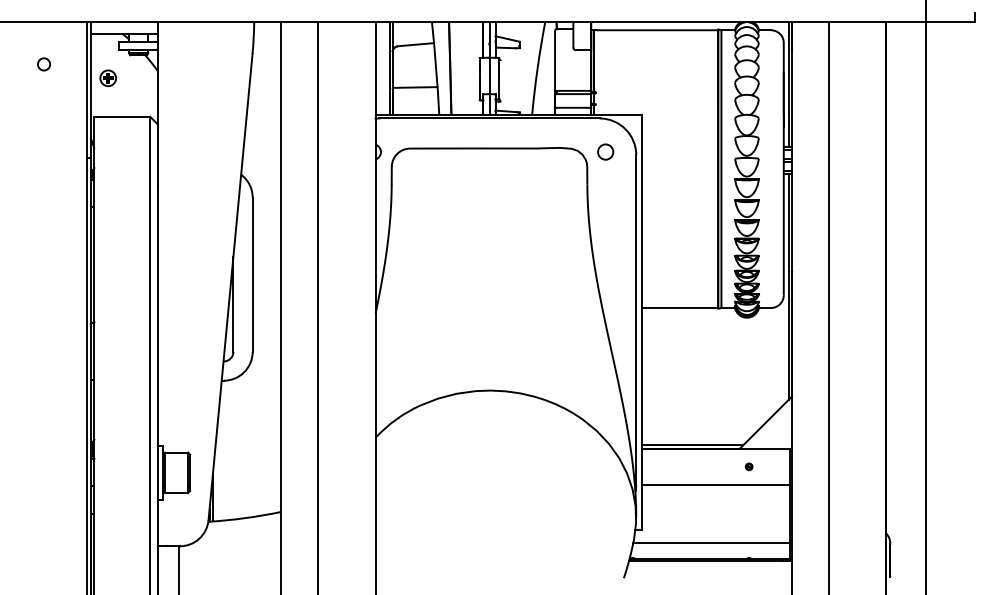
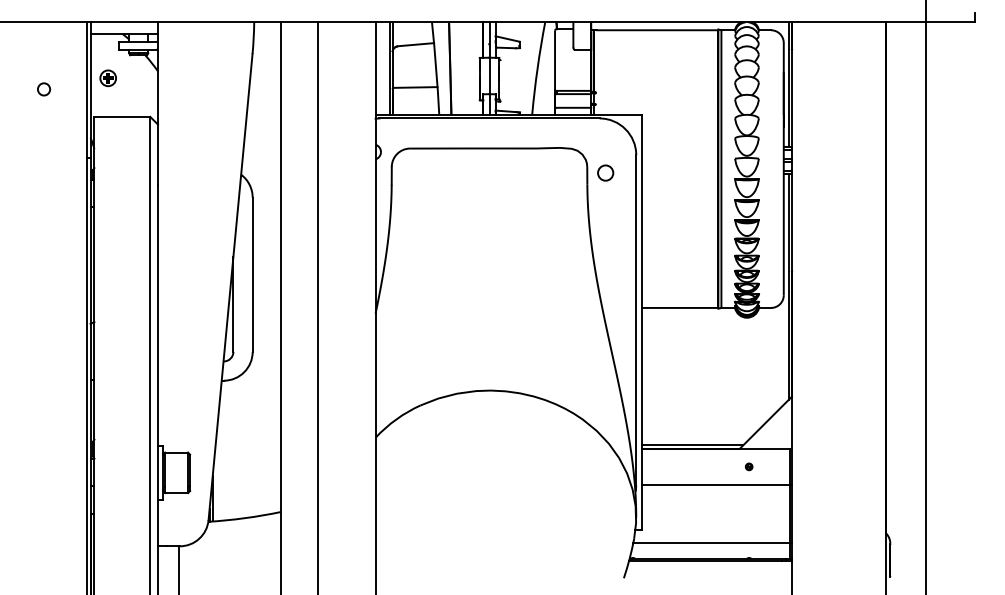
circle position: (43, 64) -> (43, 89) (43, 89)
circle position: (605, 151) -> (605, 172) (605, 172)
line: present -> none (828, 306)
